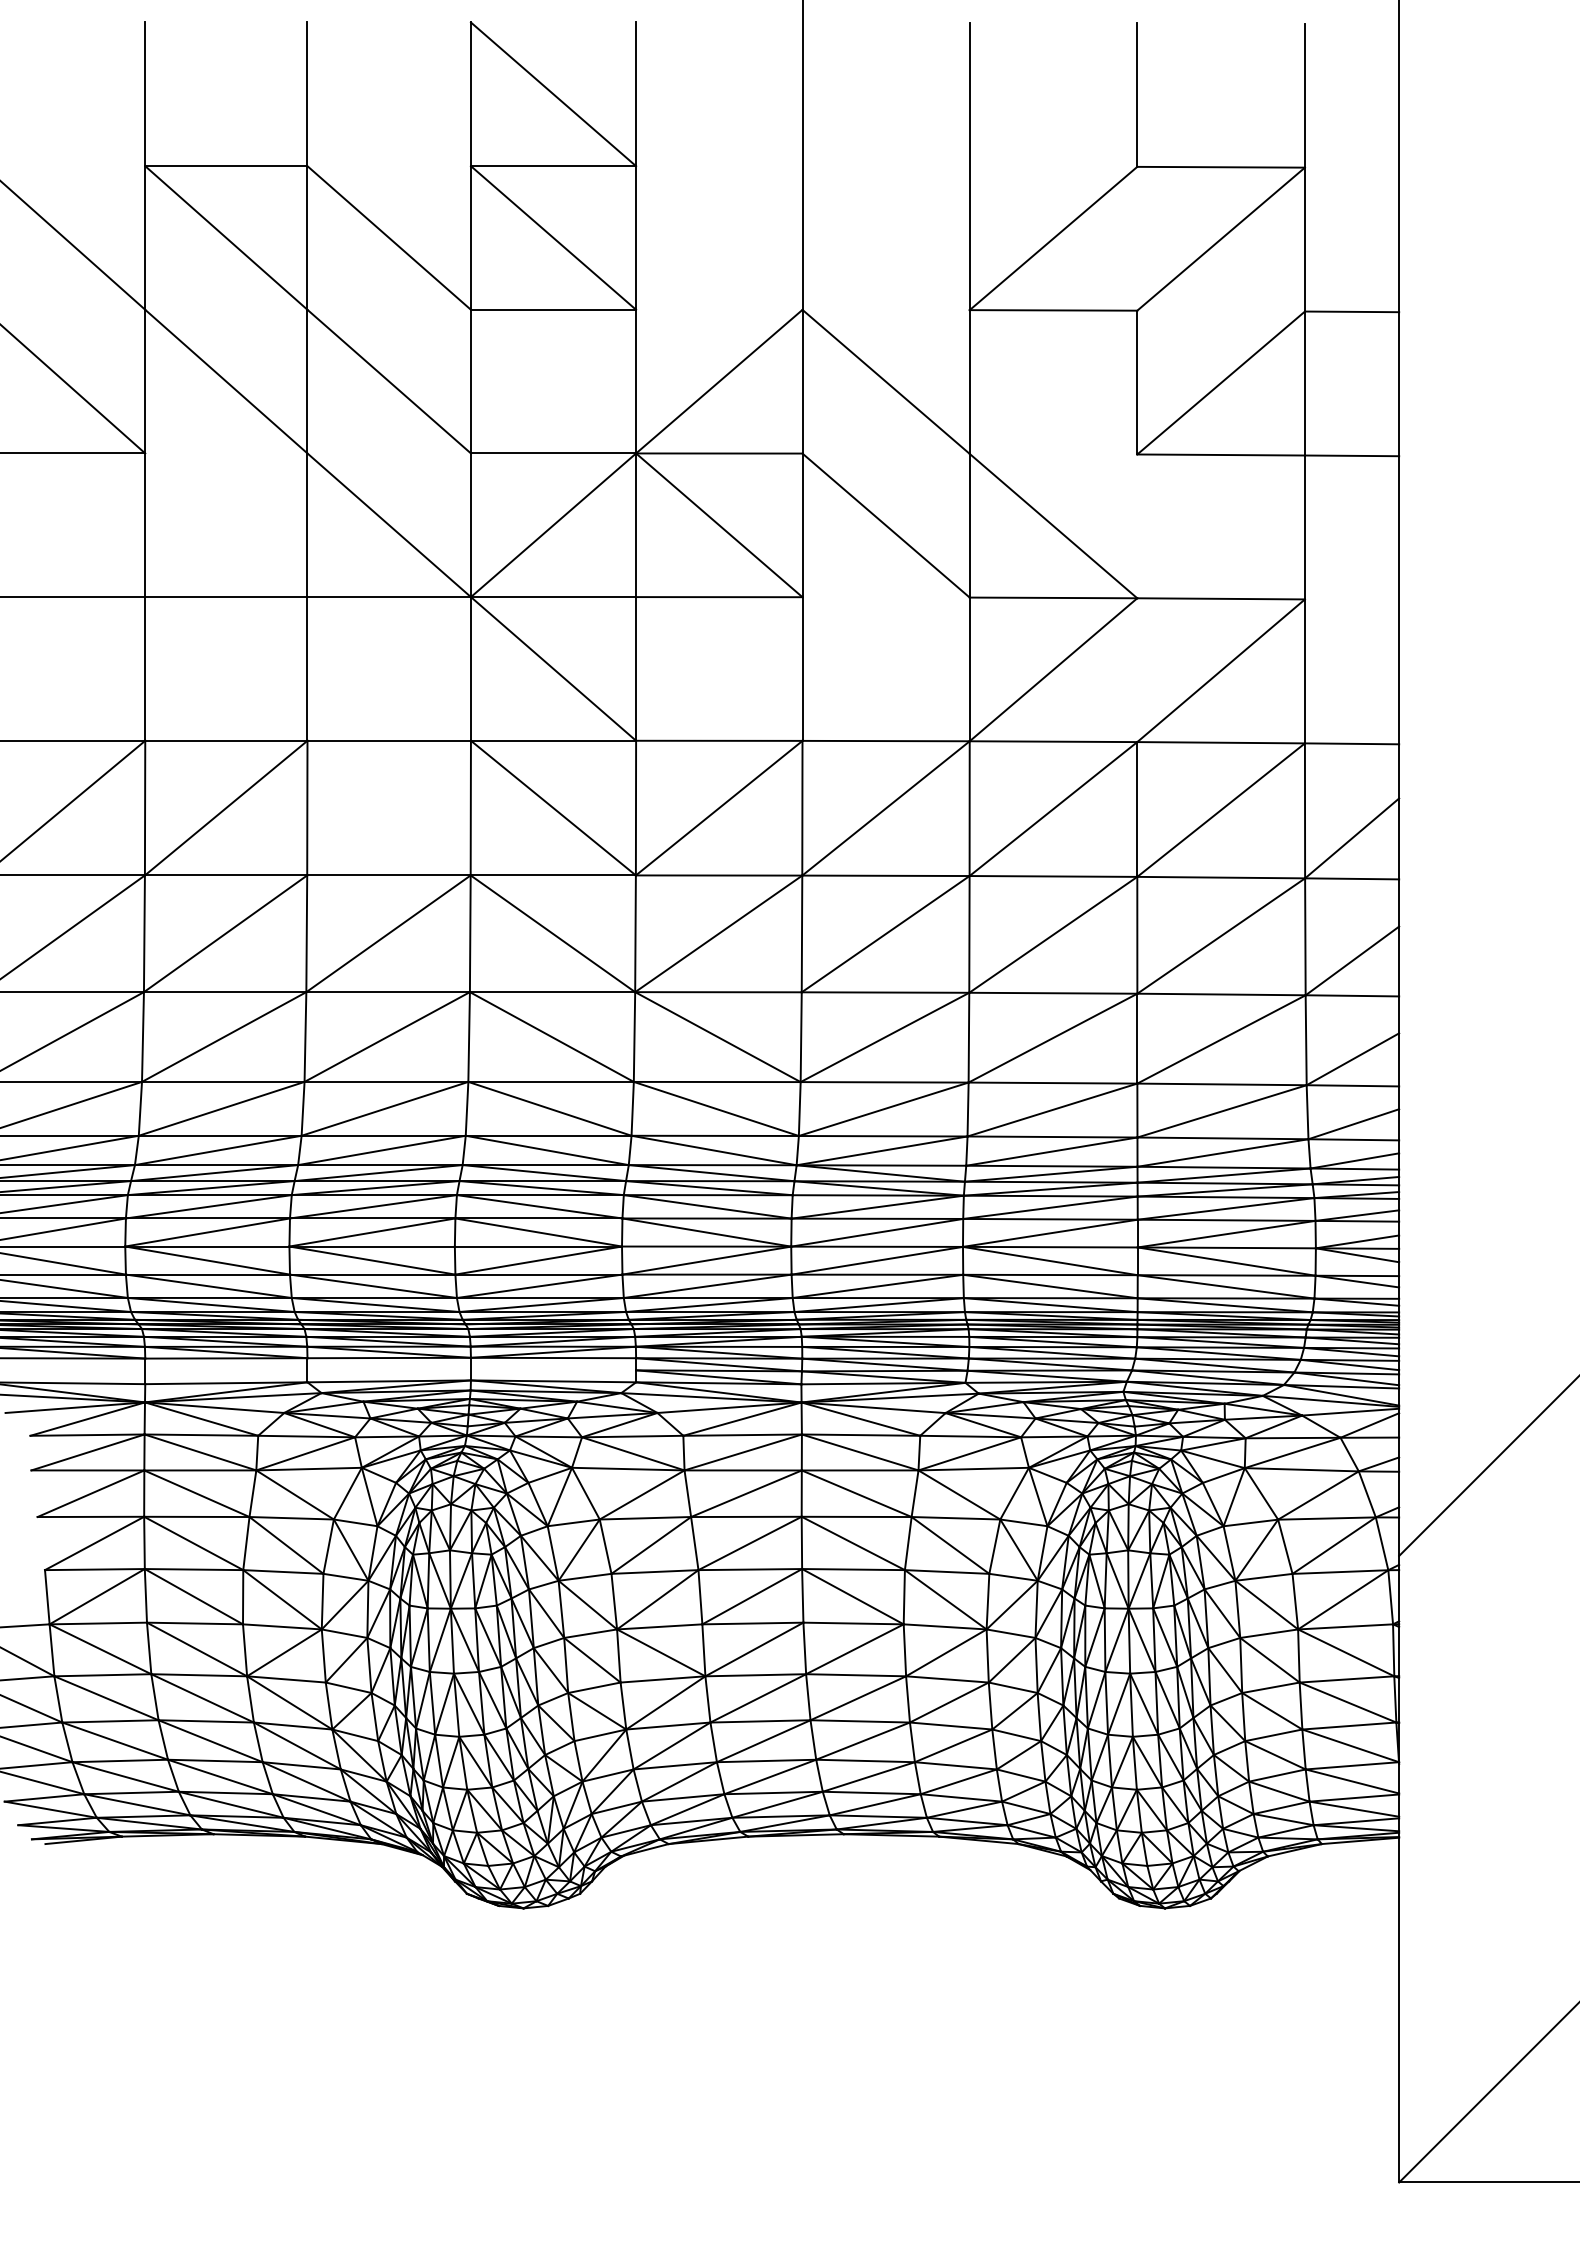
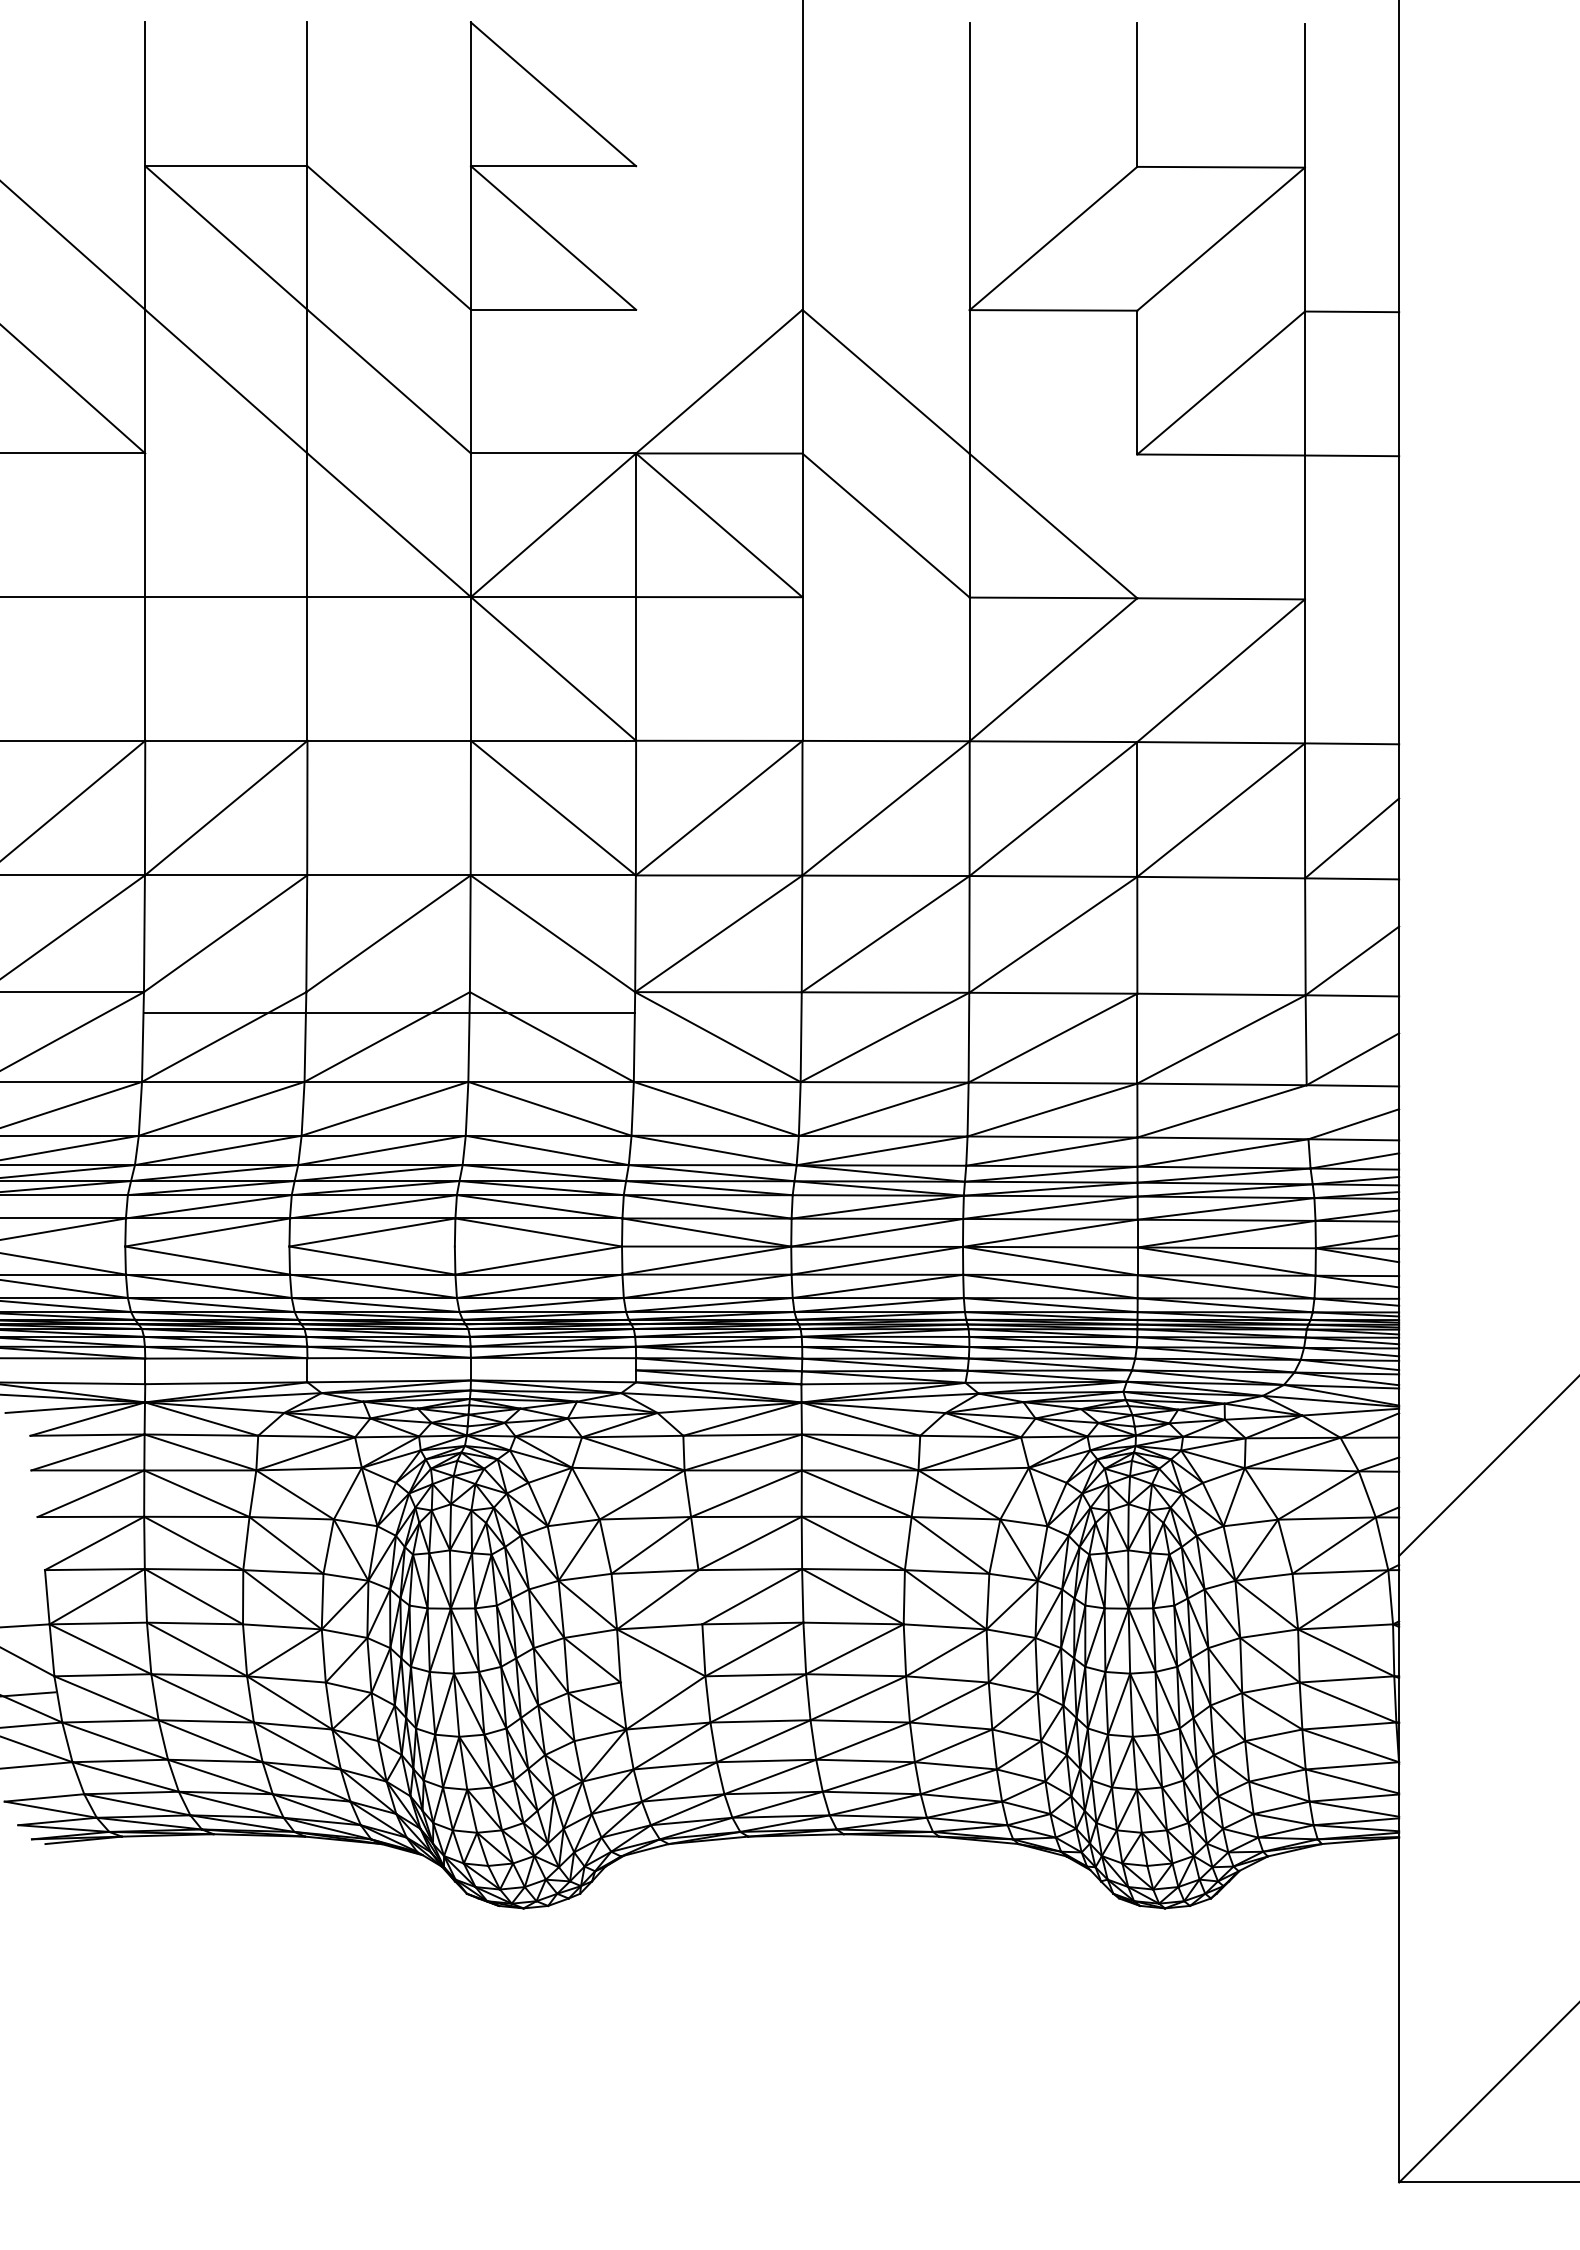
line: present -> none (636, 237)
line: present -> none (1221, 935)
line position: (389, 992) -> (389, 1013) (389, 1013)
line: present -> none (1307, 1112)
line: present -> none (64, 1203)
line: present -> none (312, 1246)
line: present -> none (700, 1597)
line position: (28, 1678) -> (28, 1694) (28, 1694)
line: present -> none (662, 1679)
line: present -> none (43, 1783)
